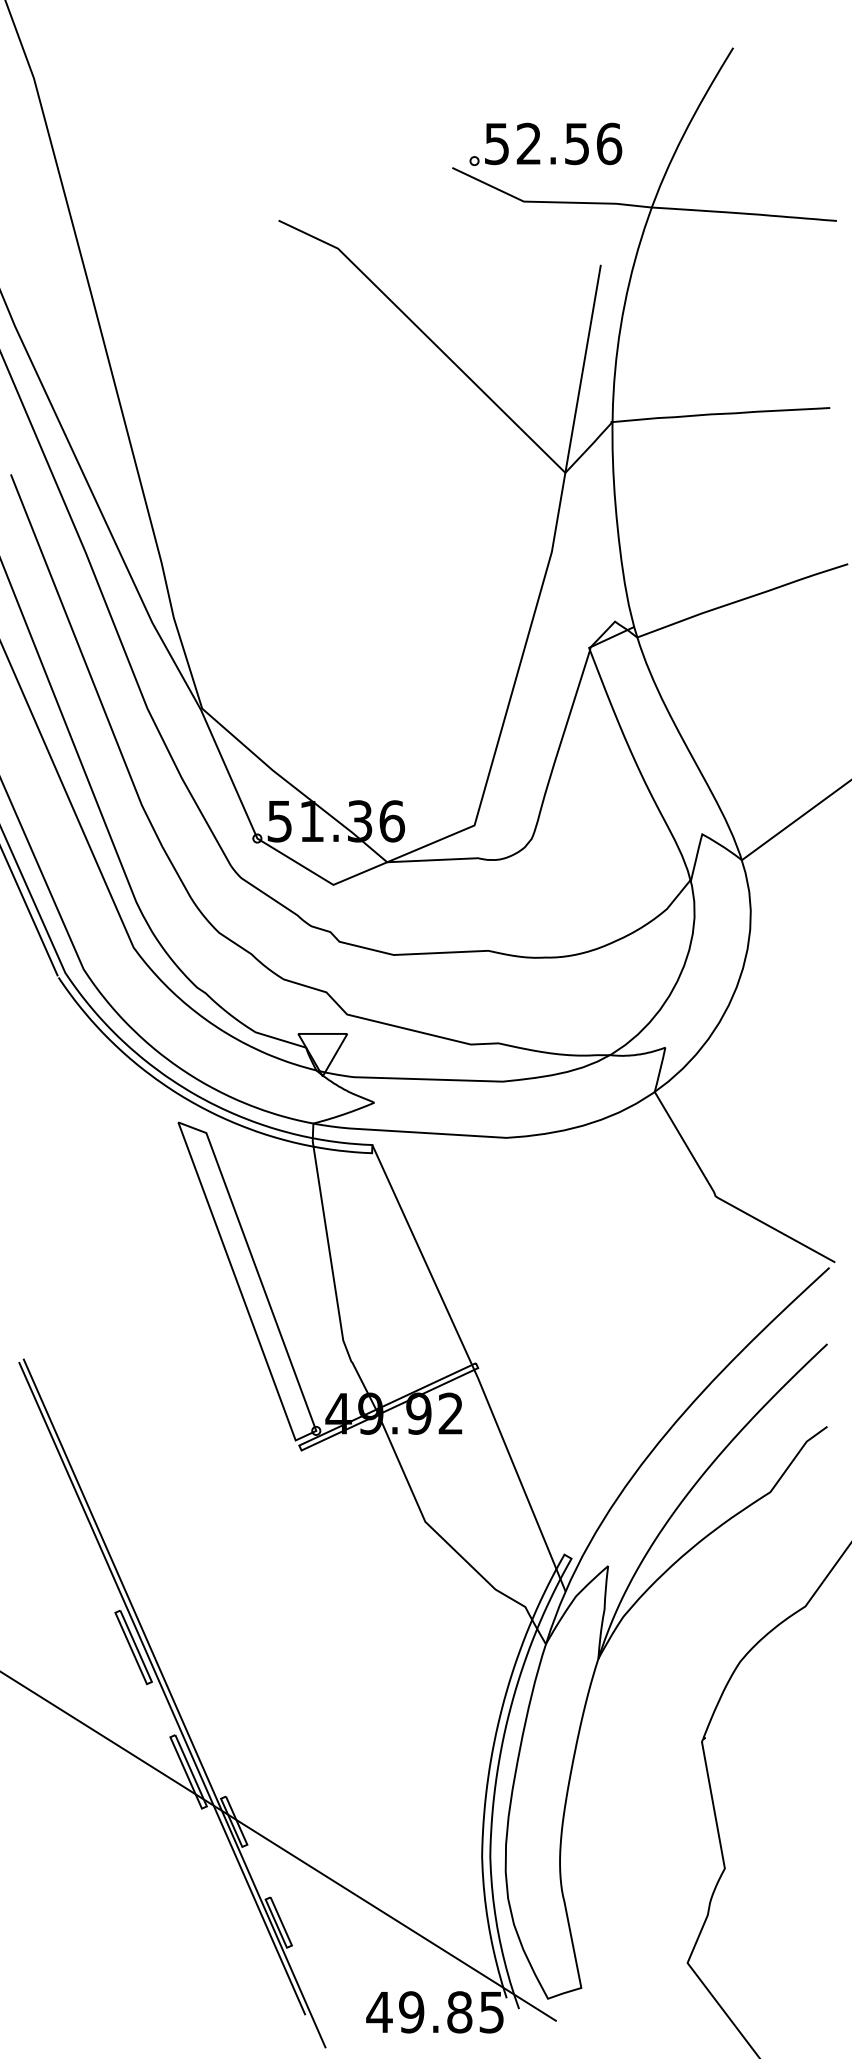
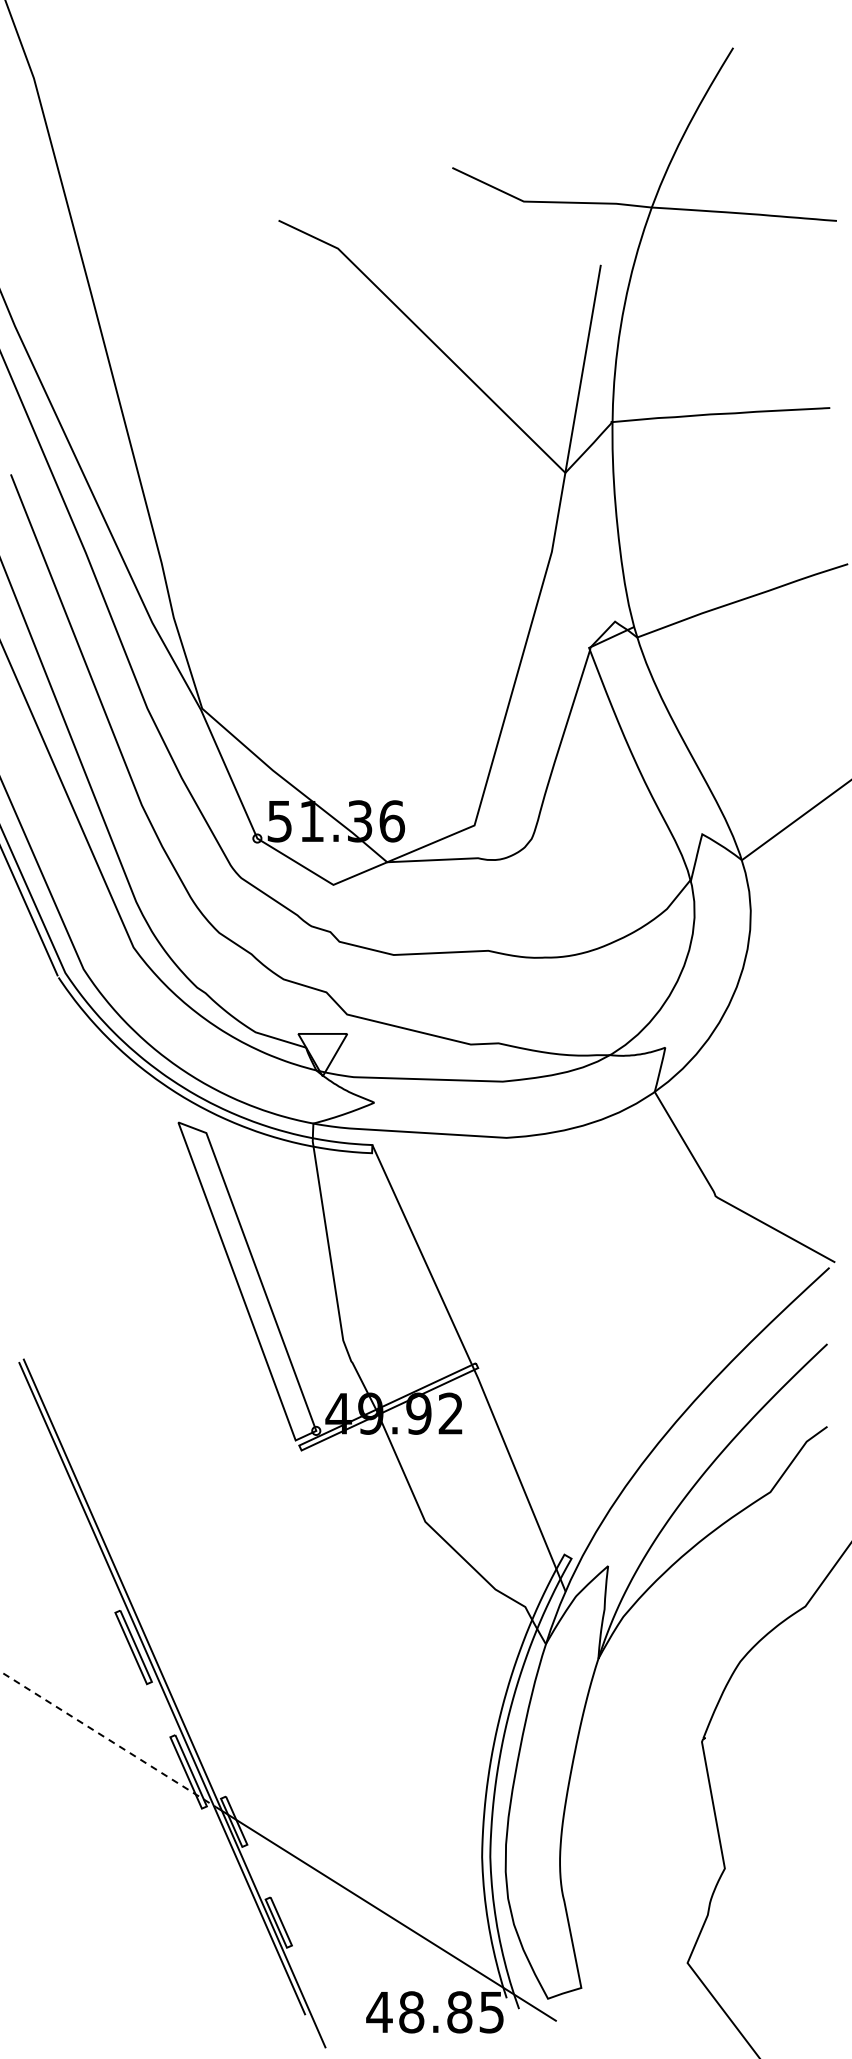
part: present -> none (538, 140)
line: solid -> dashed (108, 1739)
text: 49.85 -> 48.85 (411, 2012)
